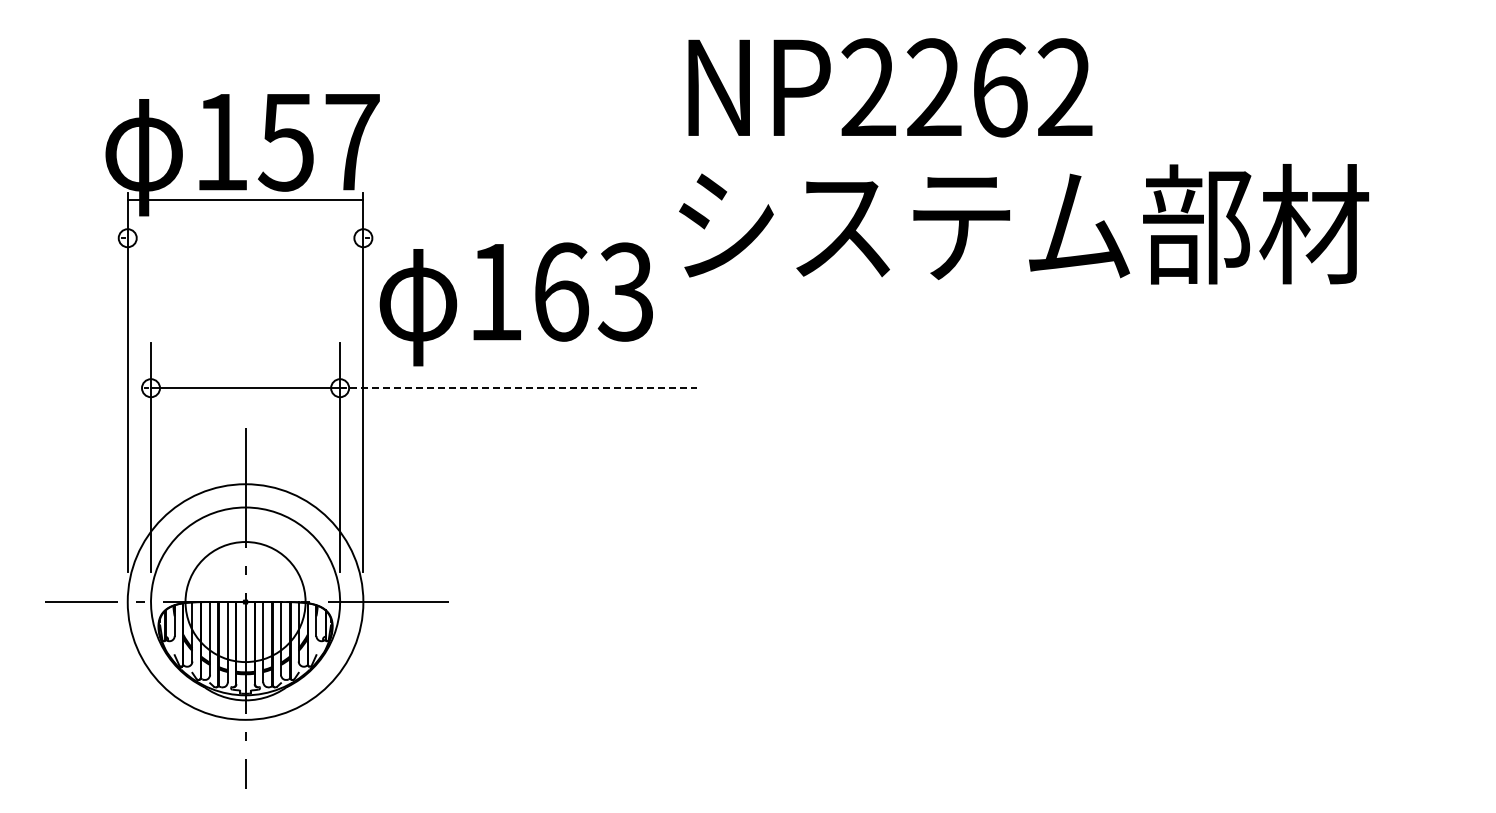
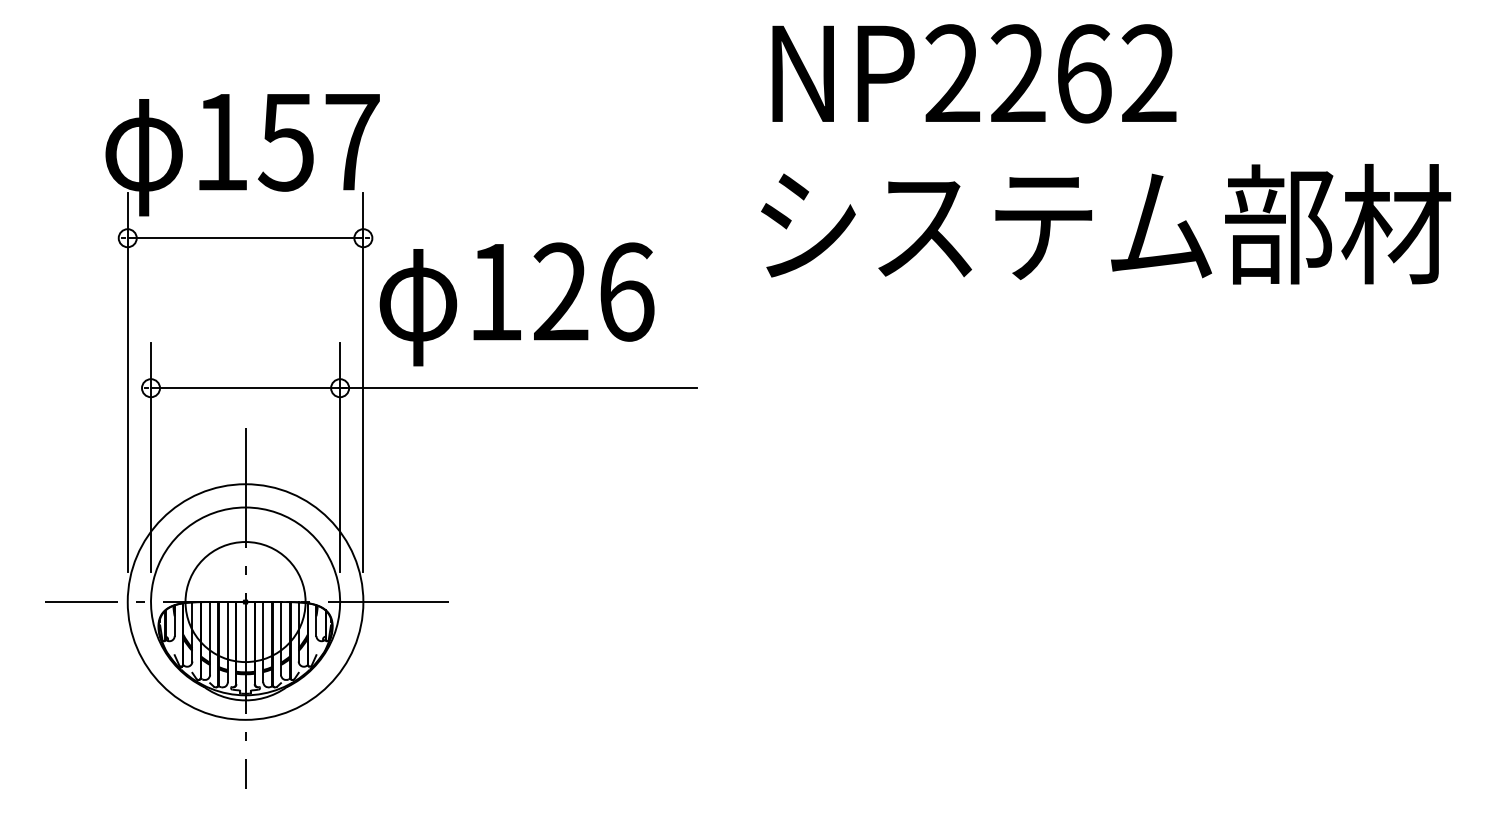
text position: (890, 87) -> (974, 73) (974, 73)
line position: (245, 200) -> (245, 238) (245, 238)
text position: (1024, 224) -> (1106, 224) (1106, 224)
text: 163 -> 126 (593, 291)
line: dashed -> solid (518, 388)
